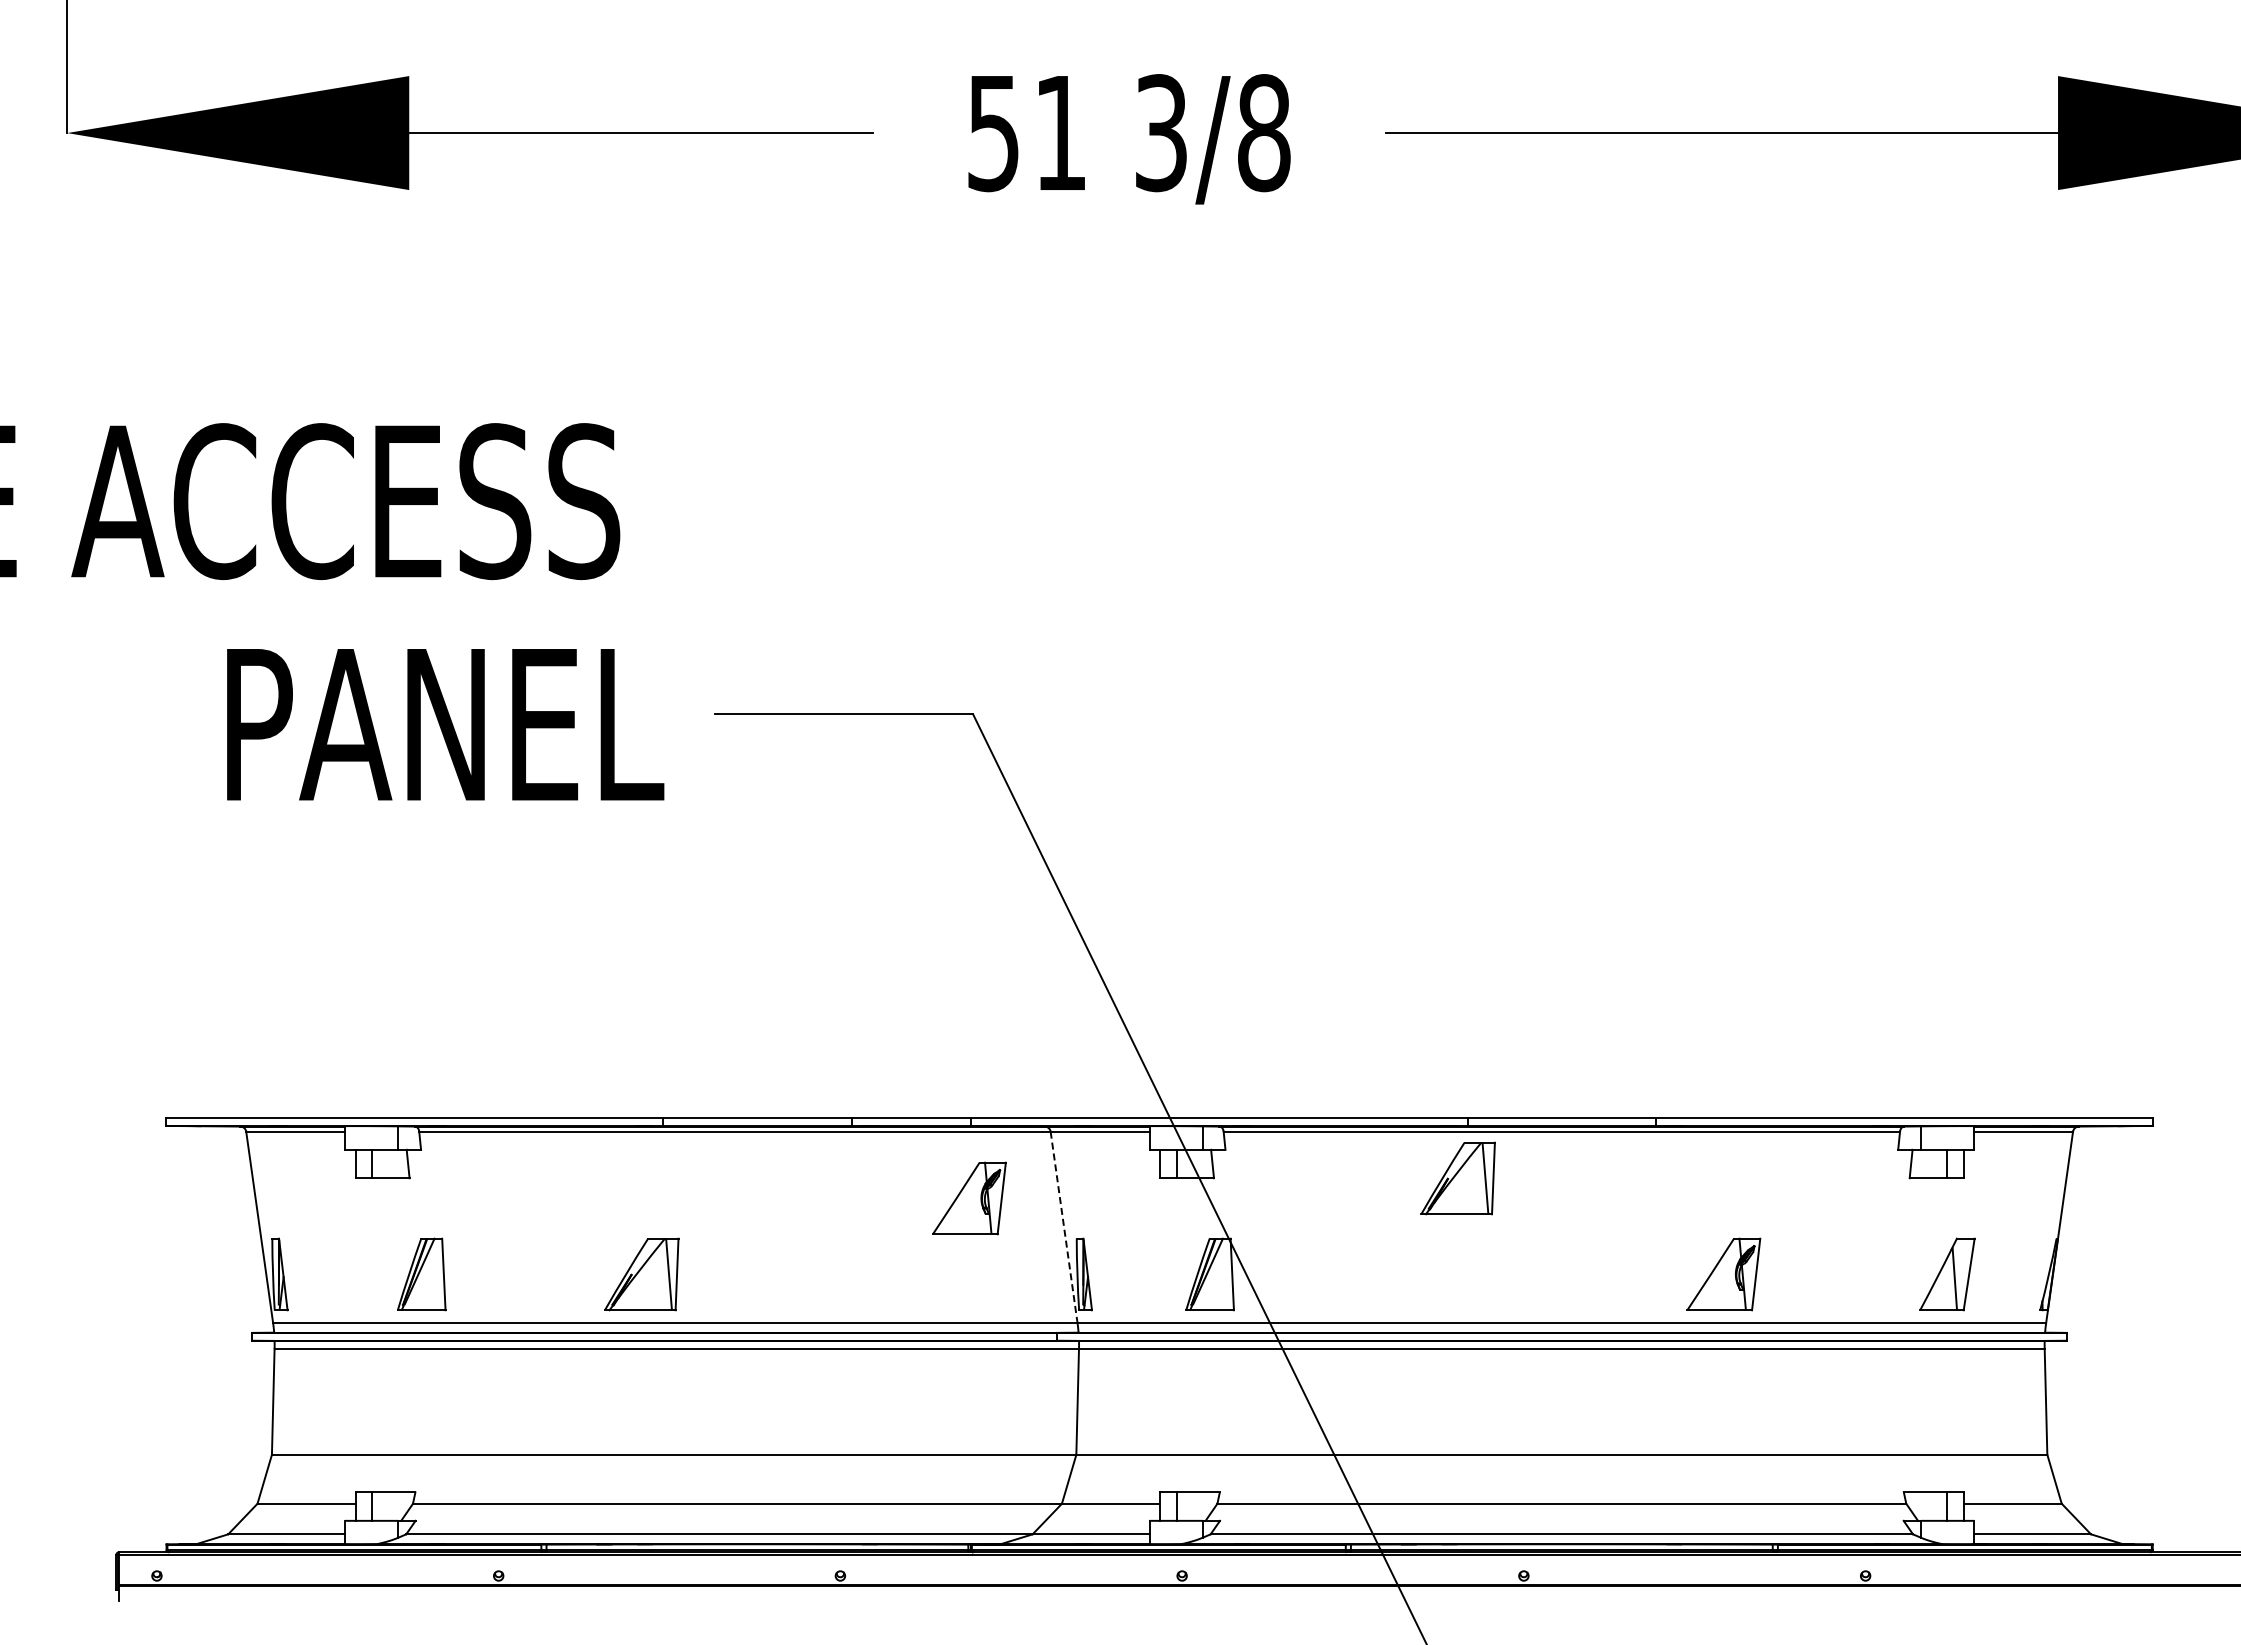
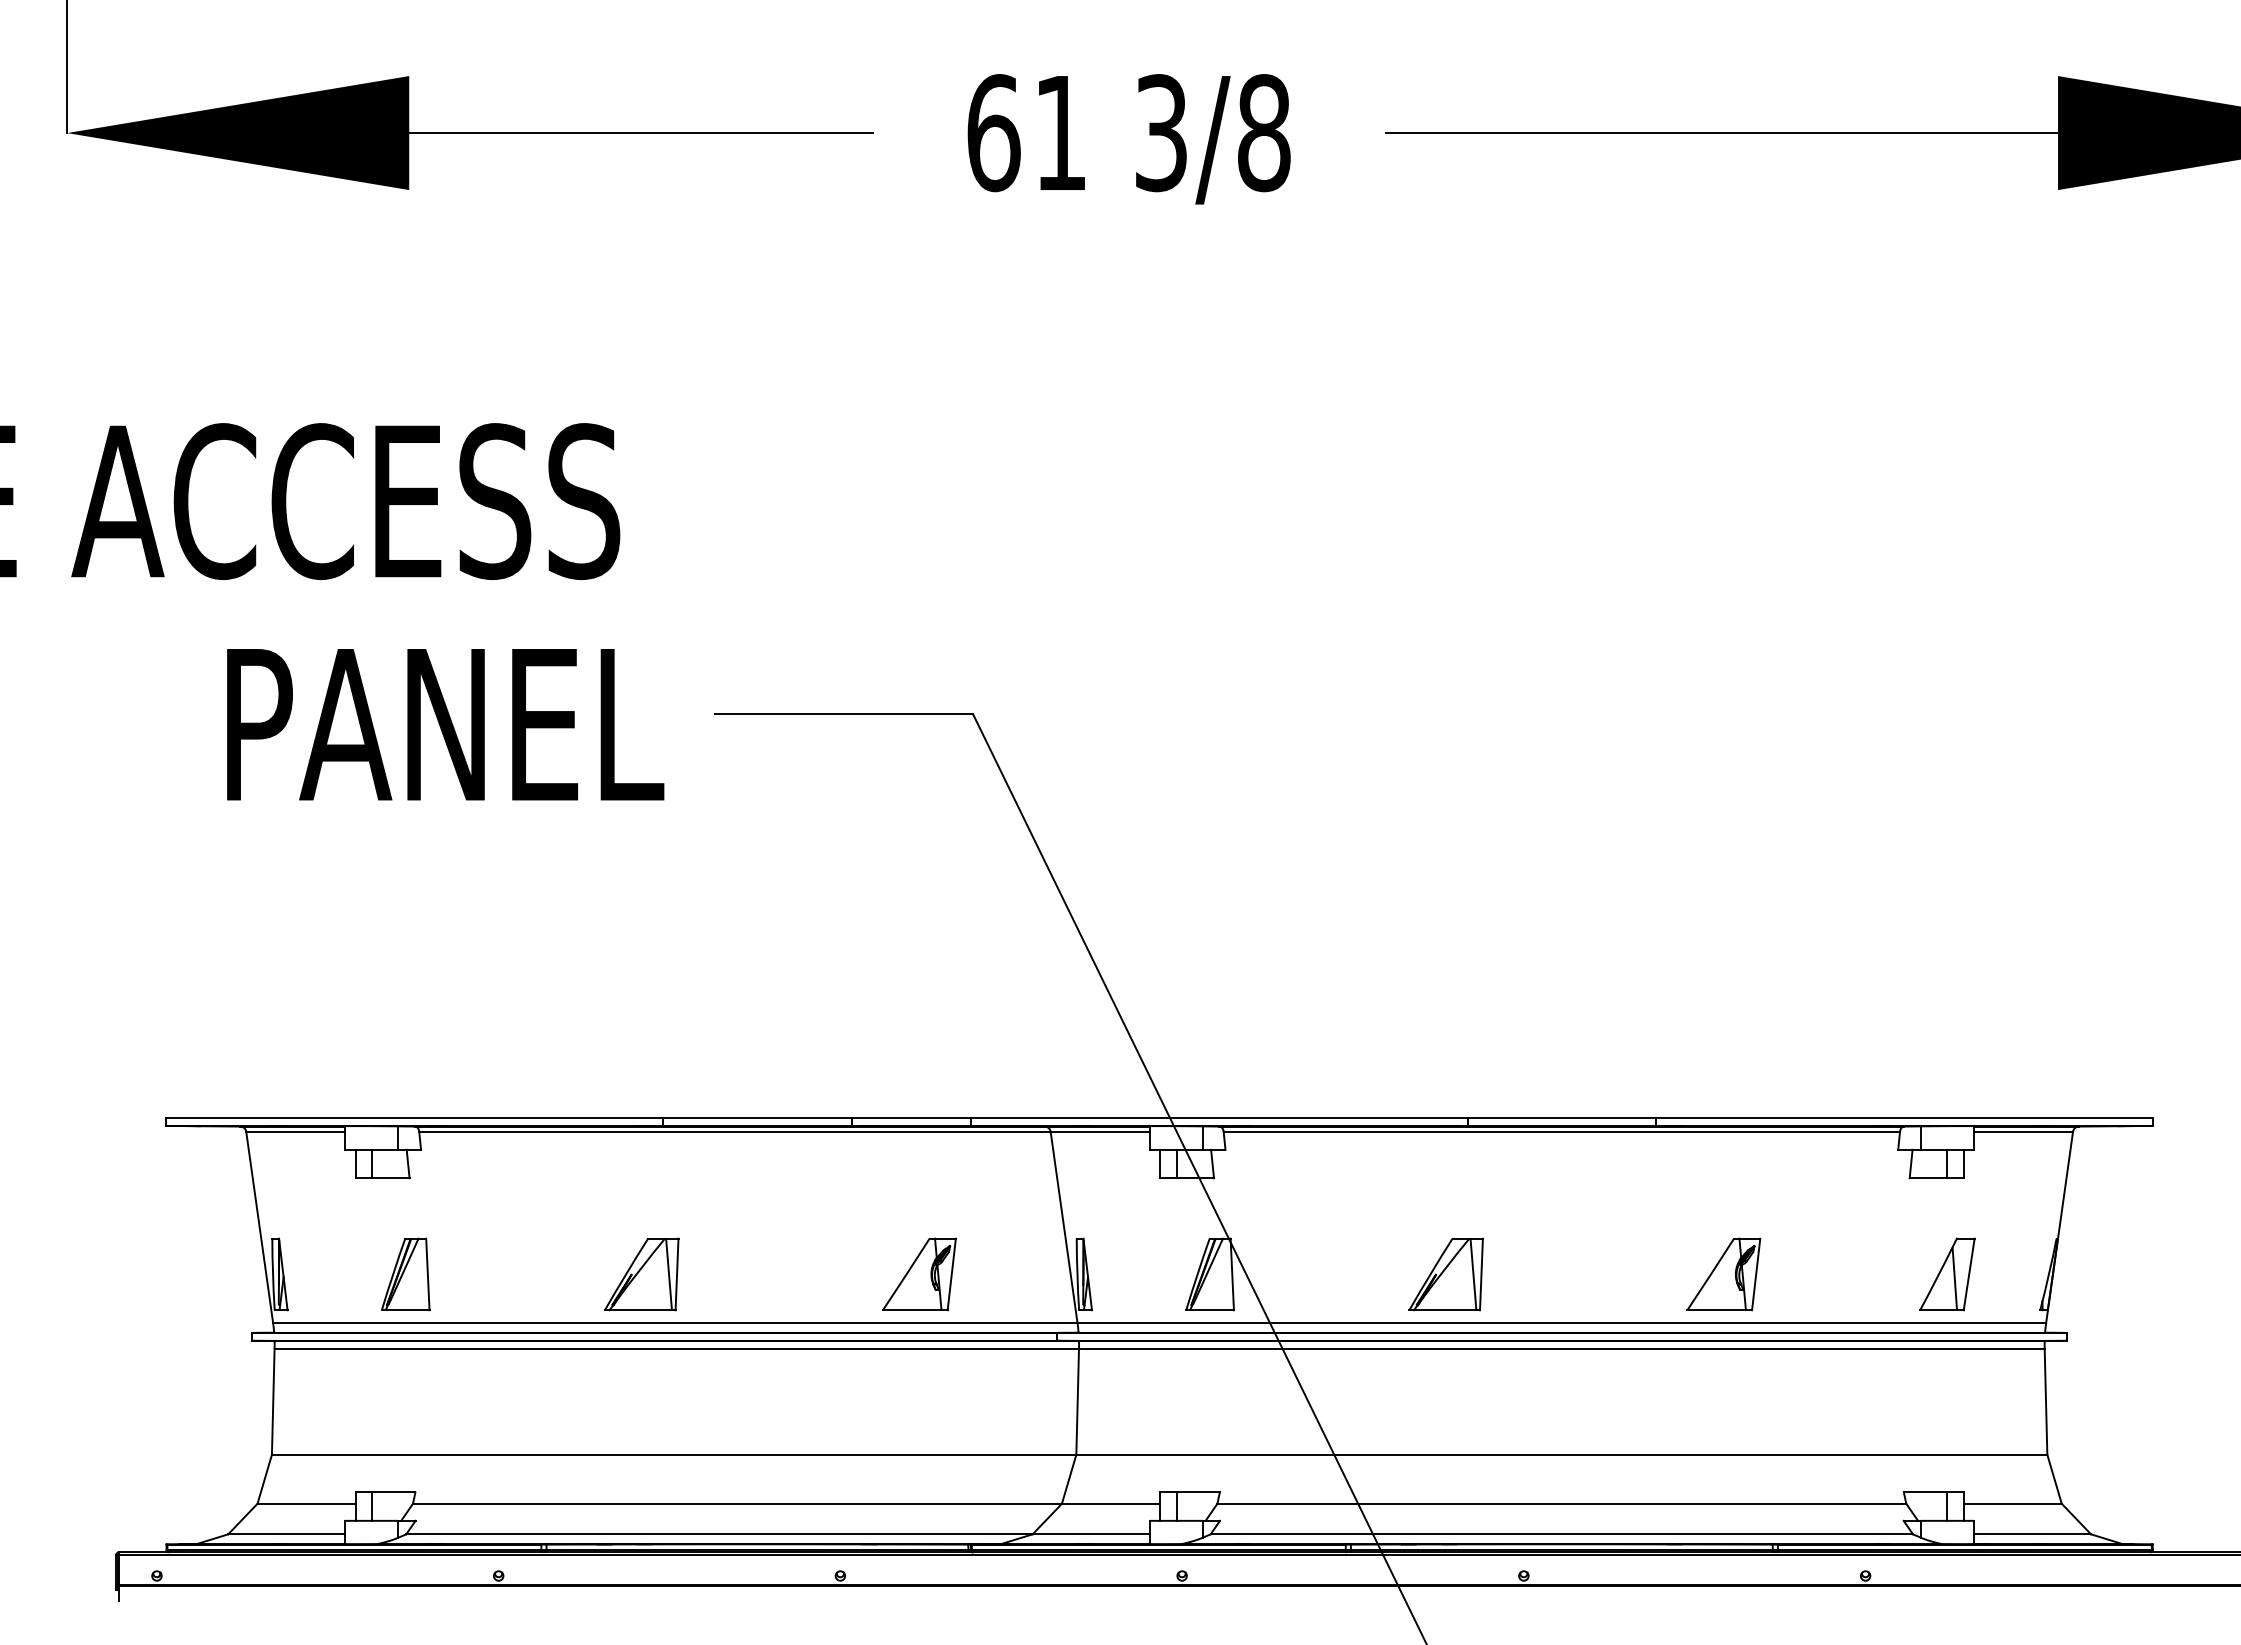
text: 51 -> 61 (993, 133)
part position: (1457, 1178) -> (1445, 1274) (1445, 1274)
part position: (969, 1198) -> (919, 1274) (919, 1274)
line: dashed -> solid (1064, 1227)
part position: (421, 1274) -> (405, 1274) (405, 1274)
